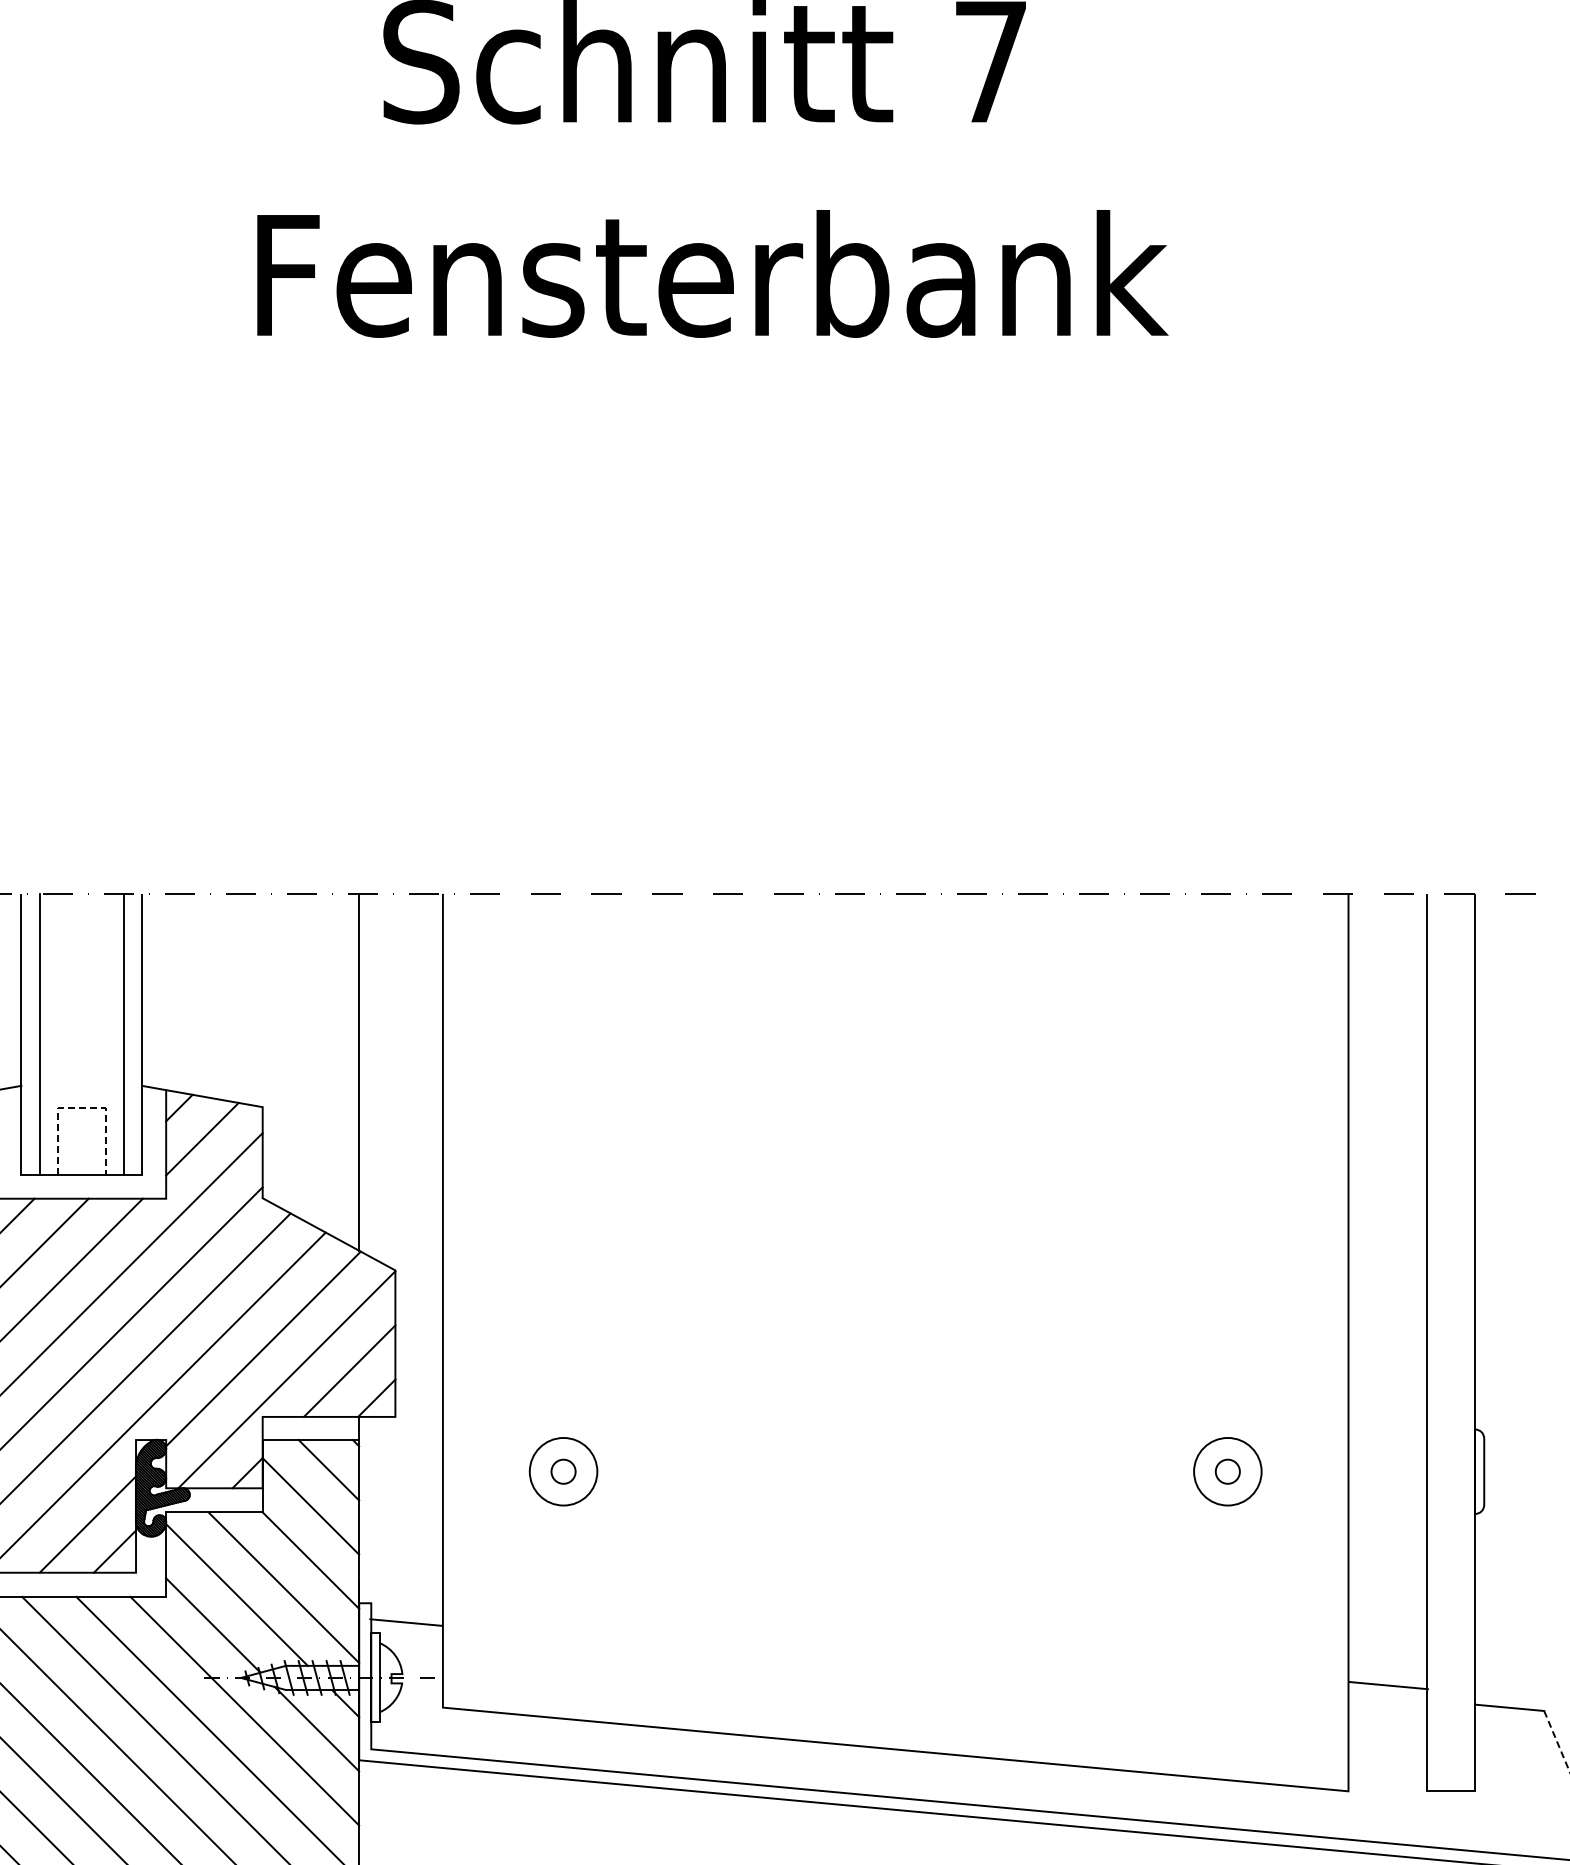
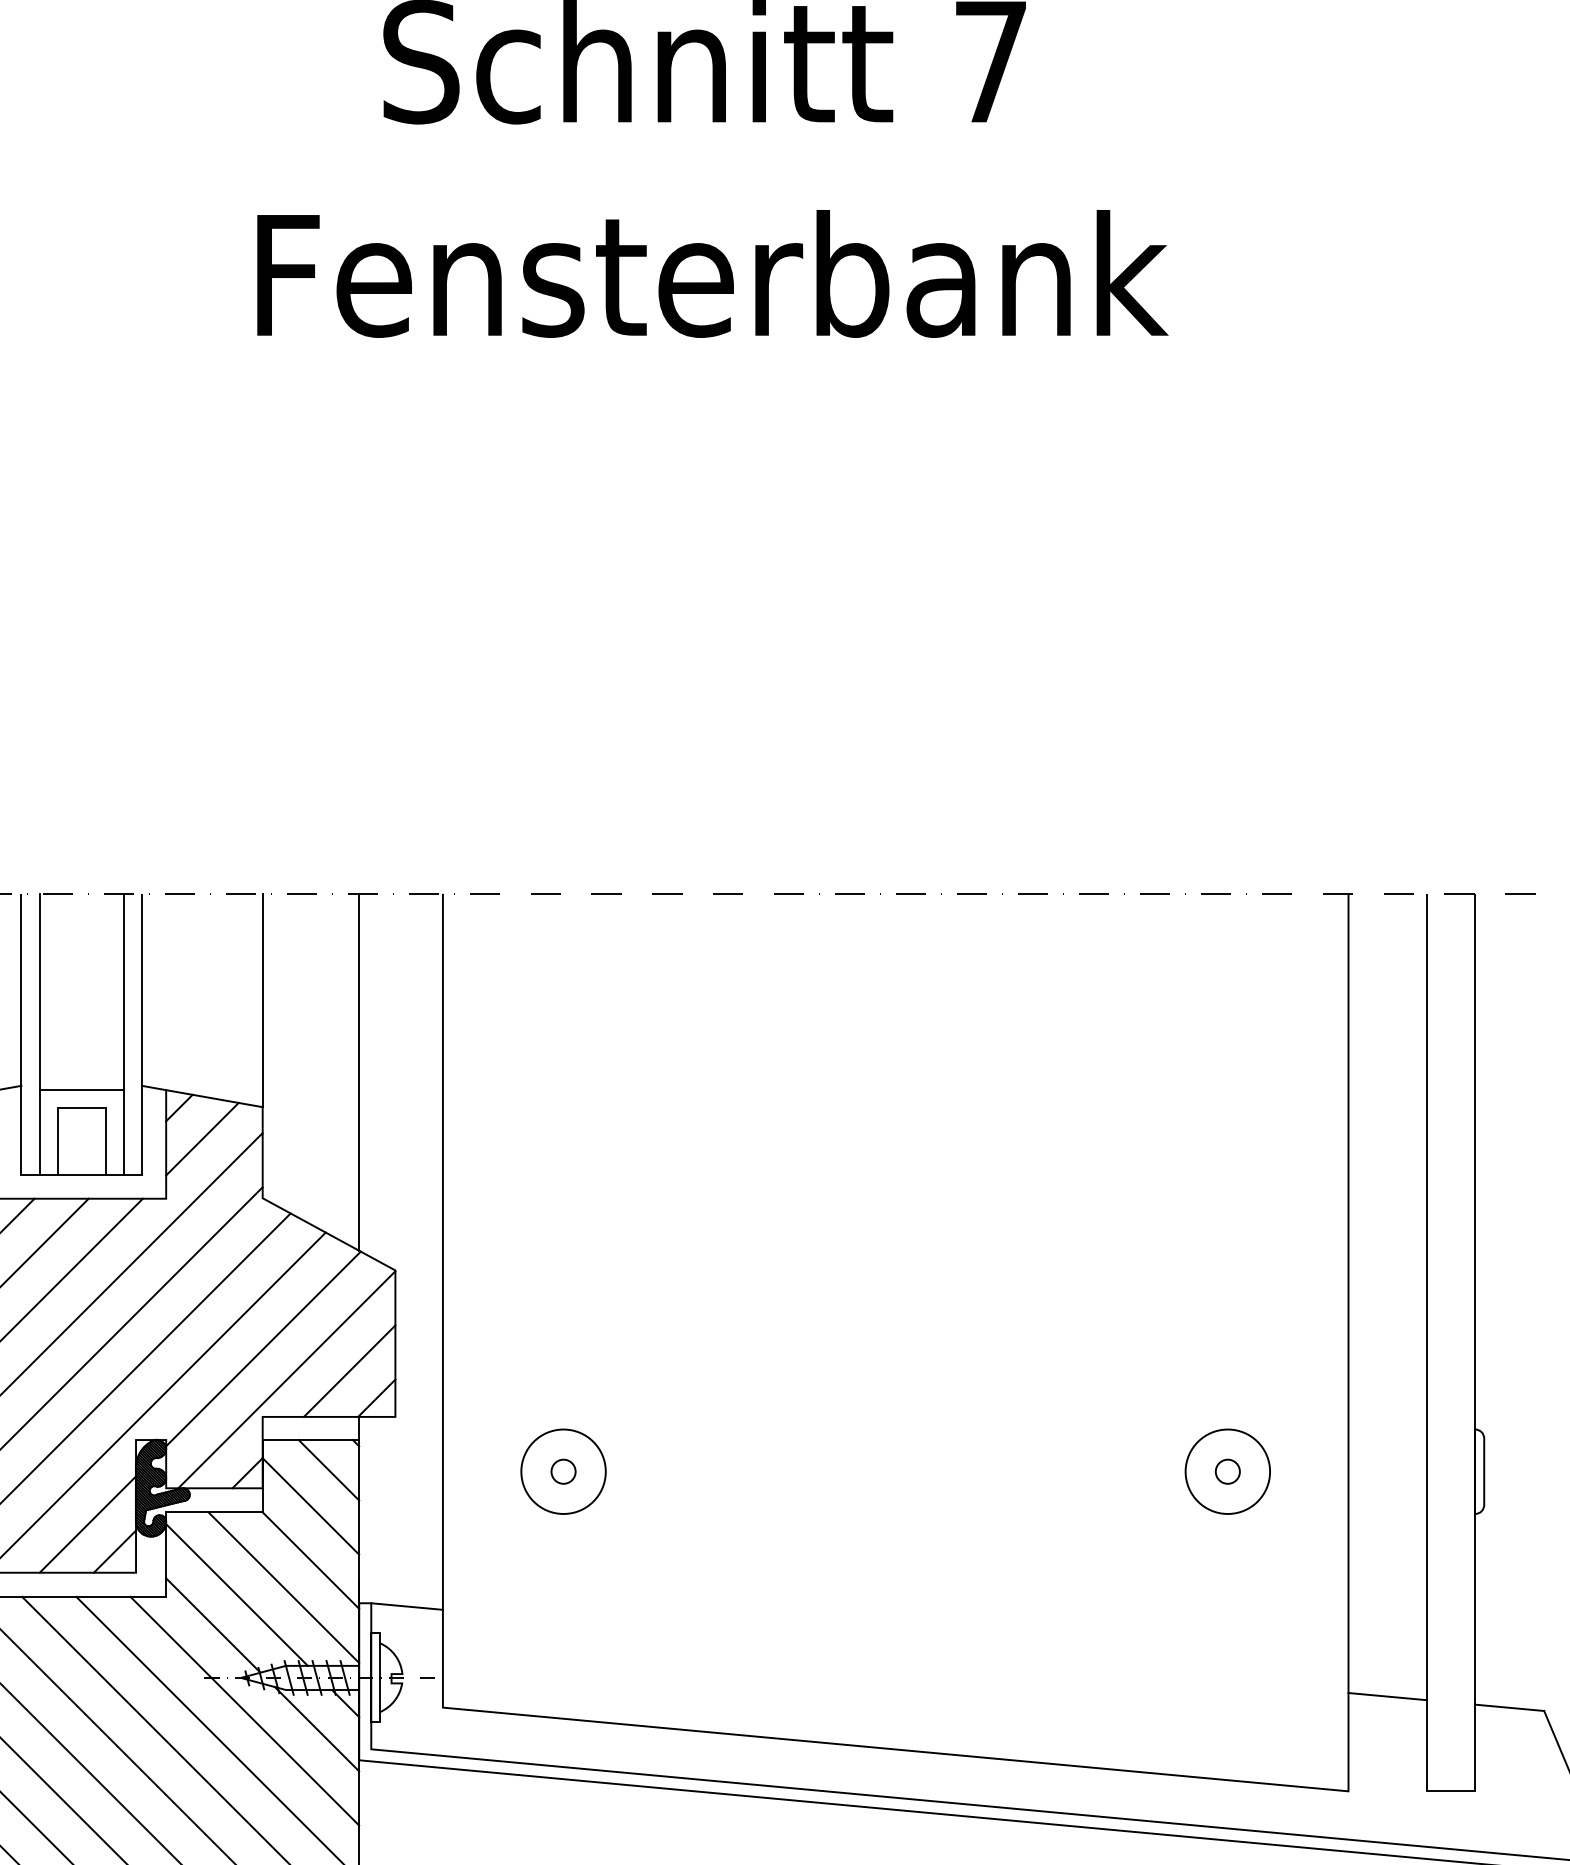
line: none -> present (262, 1000)
line: none -> present (81, 1090)
line: dashed -> solid (82, 1108)
circle diameter: 68 px -> 84 px (563, 1471)
circle diameter: 68 px -> 84 px (1227, 1471)
line position: (405, 1622) -> (406, 1606) (406, 1606)
line position: (1388, 1685) -> (1387, 1696) (1387, 1696)
line: dashed -> solid (1556, 1741)
